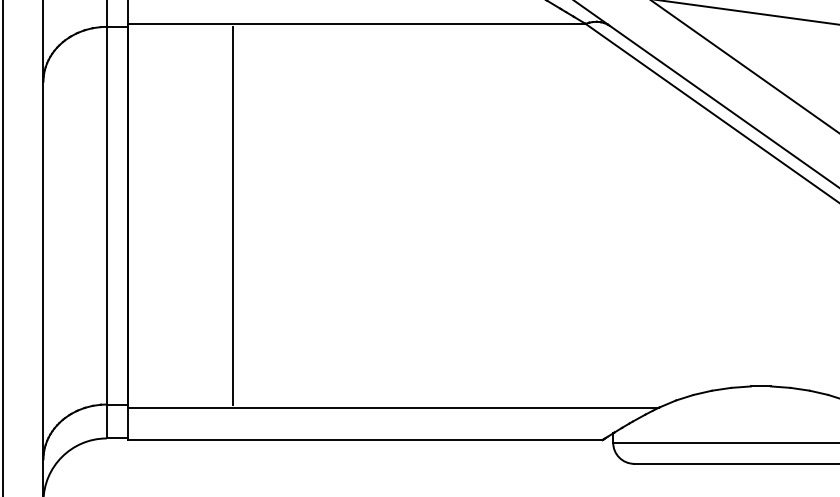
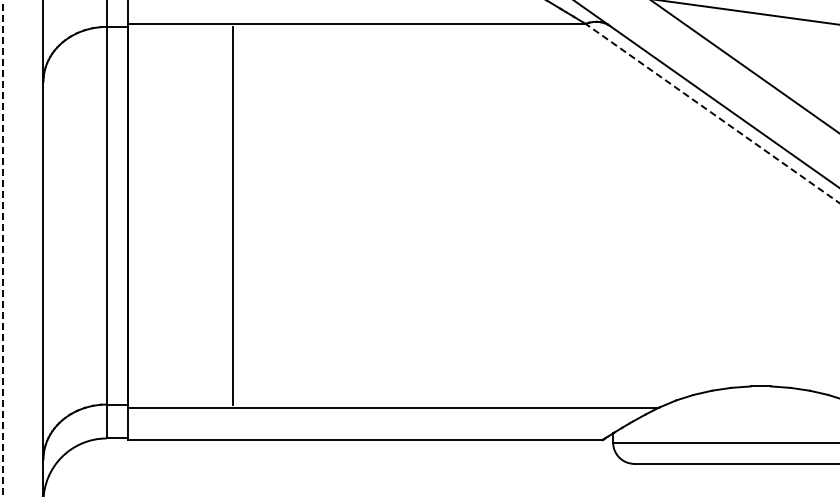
line: solid -> dashed (712, 113)
line: solid -> dashed (2, 248)
